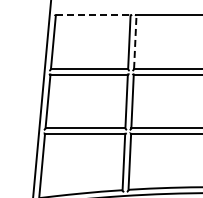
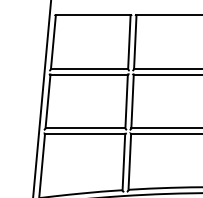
line: dashed -> solid (93, 15)
line: dashed -> solid (135, 42)
